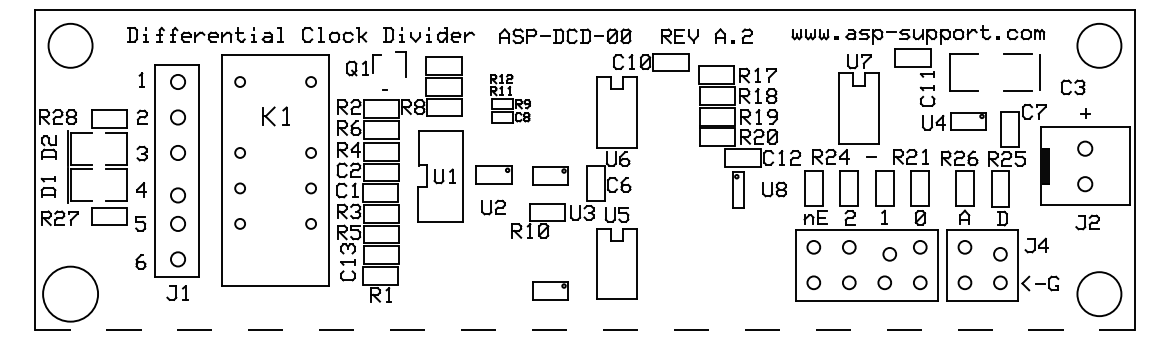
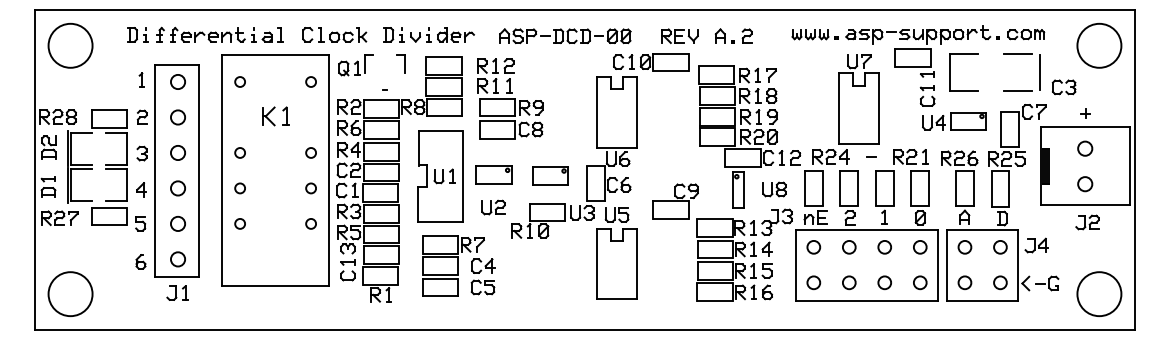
part size: 12x27 px -> 10x20 px (400, 63)
part position: (363, 65) -> (355, 65) (355, 65)
part position: (1072, 87) -> (1063, 87) (1063, 87)
part size: 41x50 px -> 67x82 px (510, 98)
circle position: (177, 195) -> (177, 188) (177, 188)
part: none -> present (722, 242)
circle position: (889, 254) -> (884, 247) (884, 247)
circle position: (1000, 254) -> (1000, 247) (1000, 247)
part: none -> present (458, 265)
part: present -> none (550, 290)
circle diameter: 55 px -> 44 px (70, 294)
line: dashed -> solid (585, 329)
